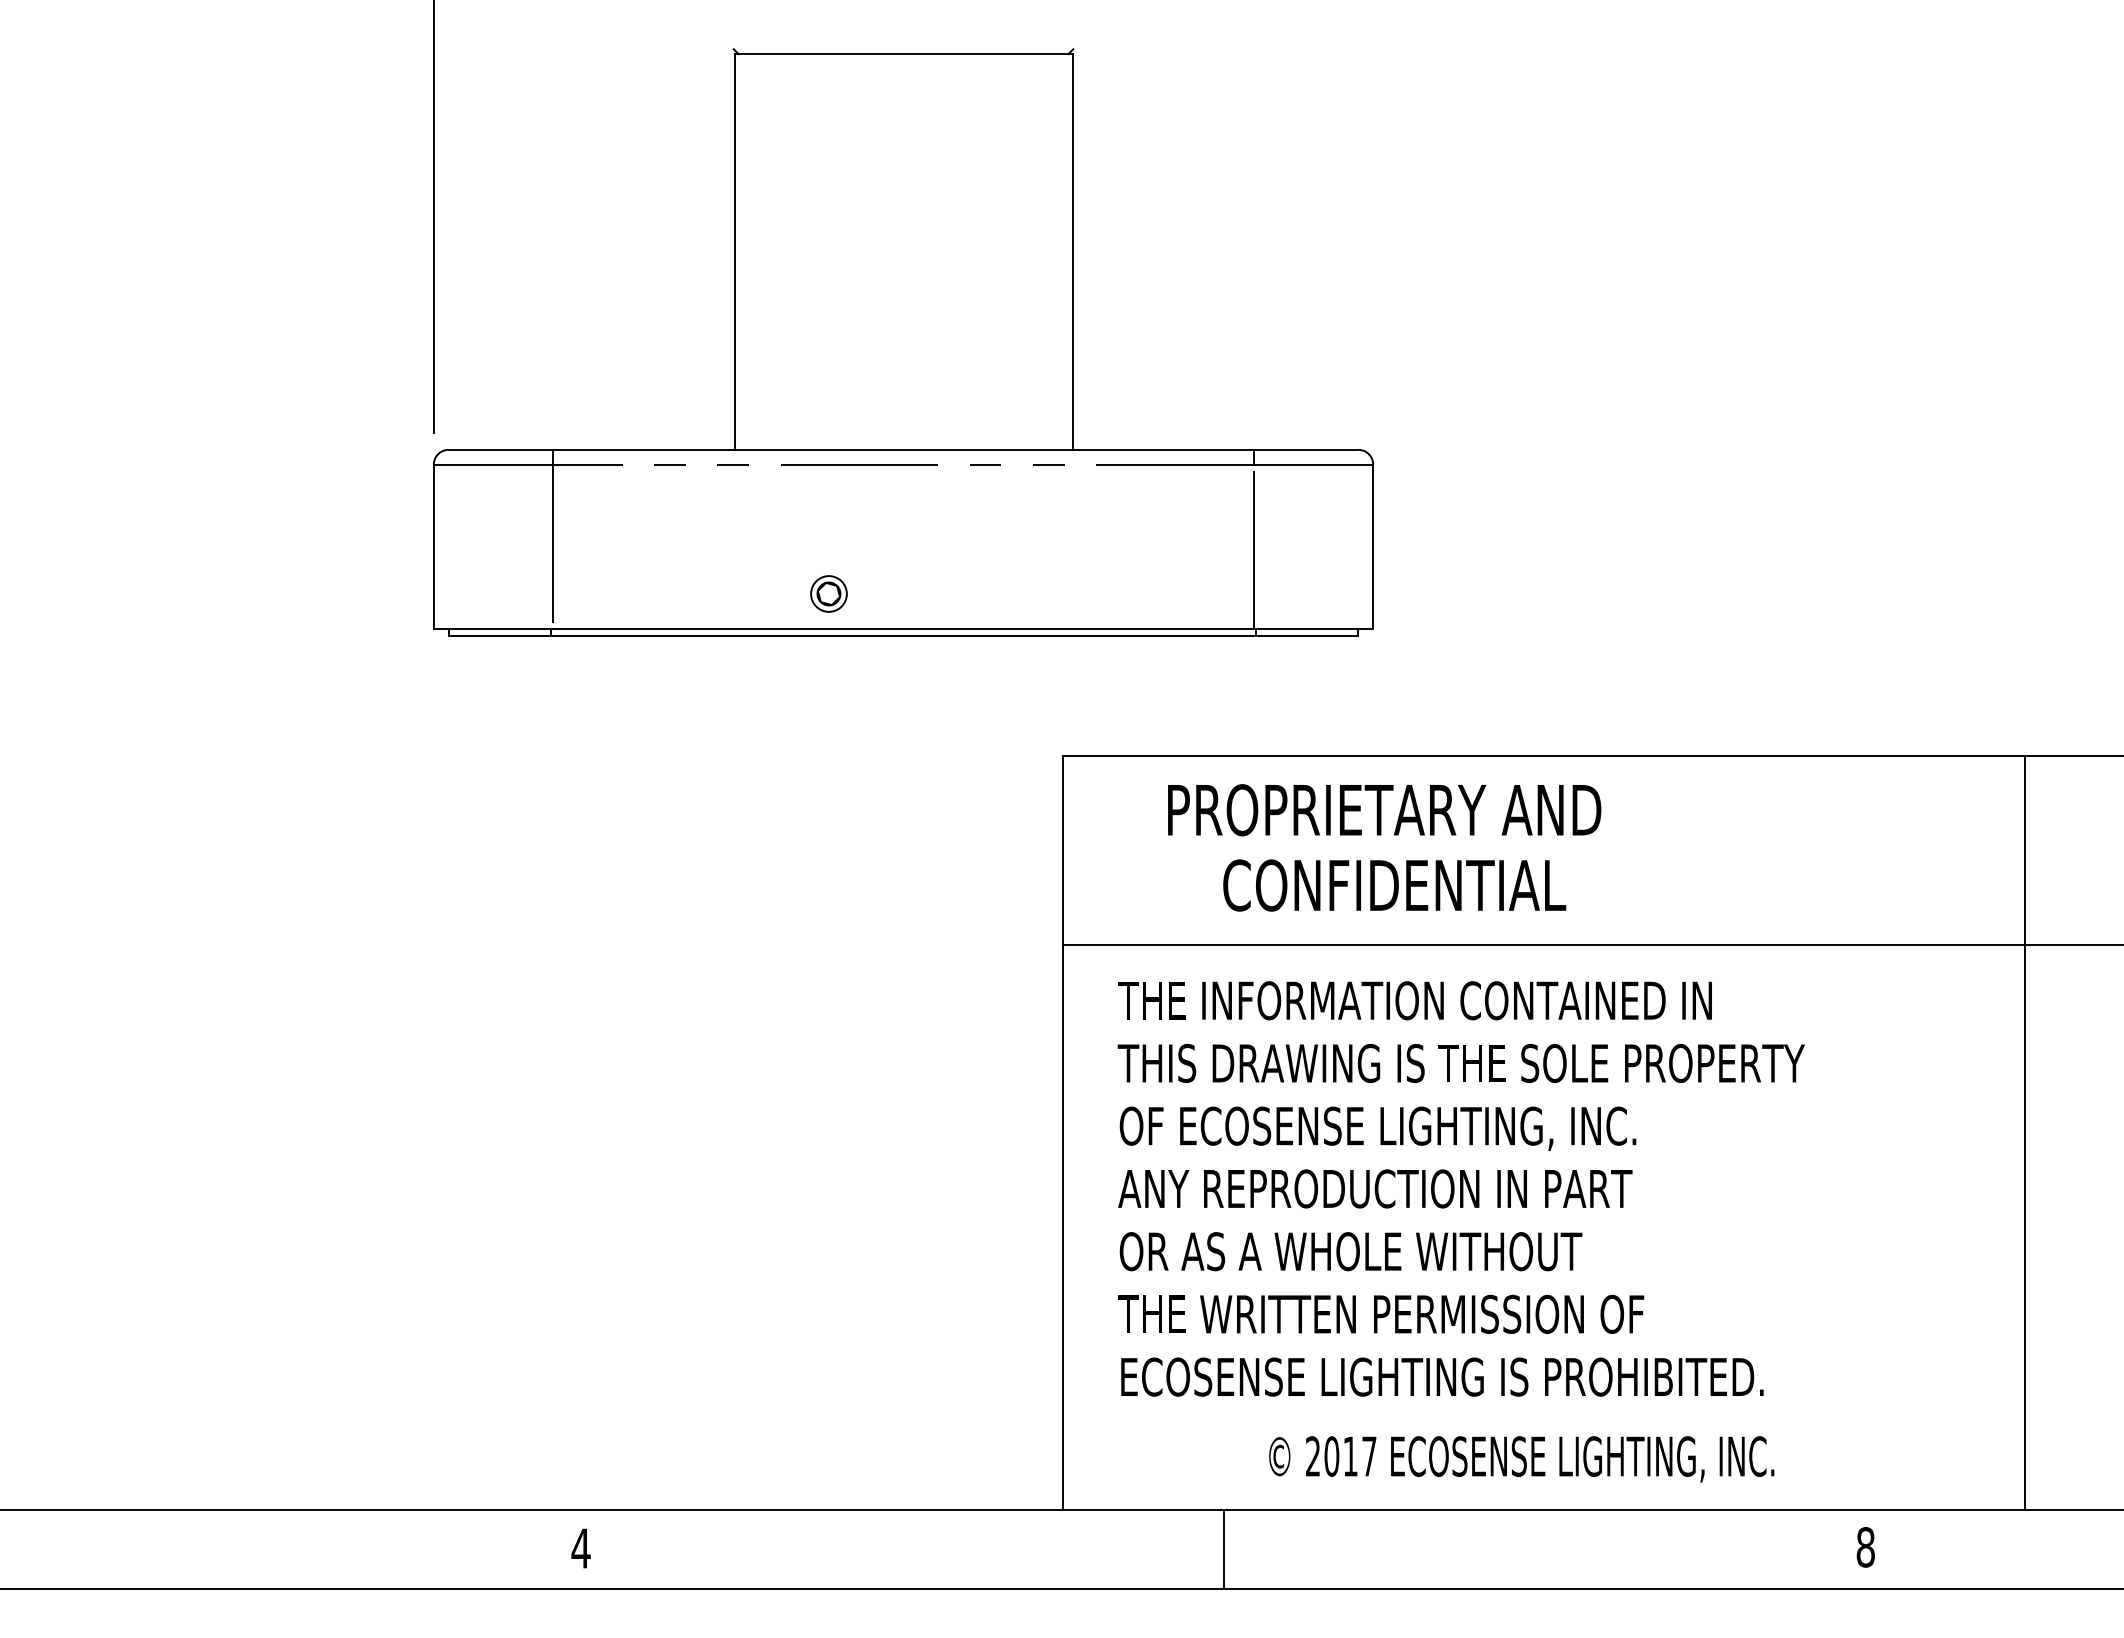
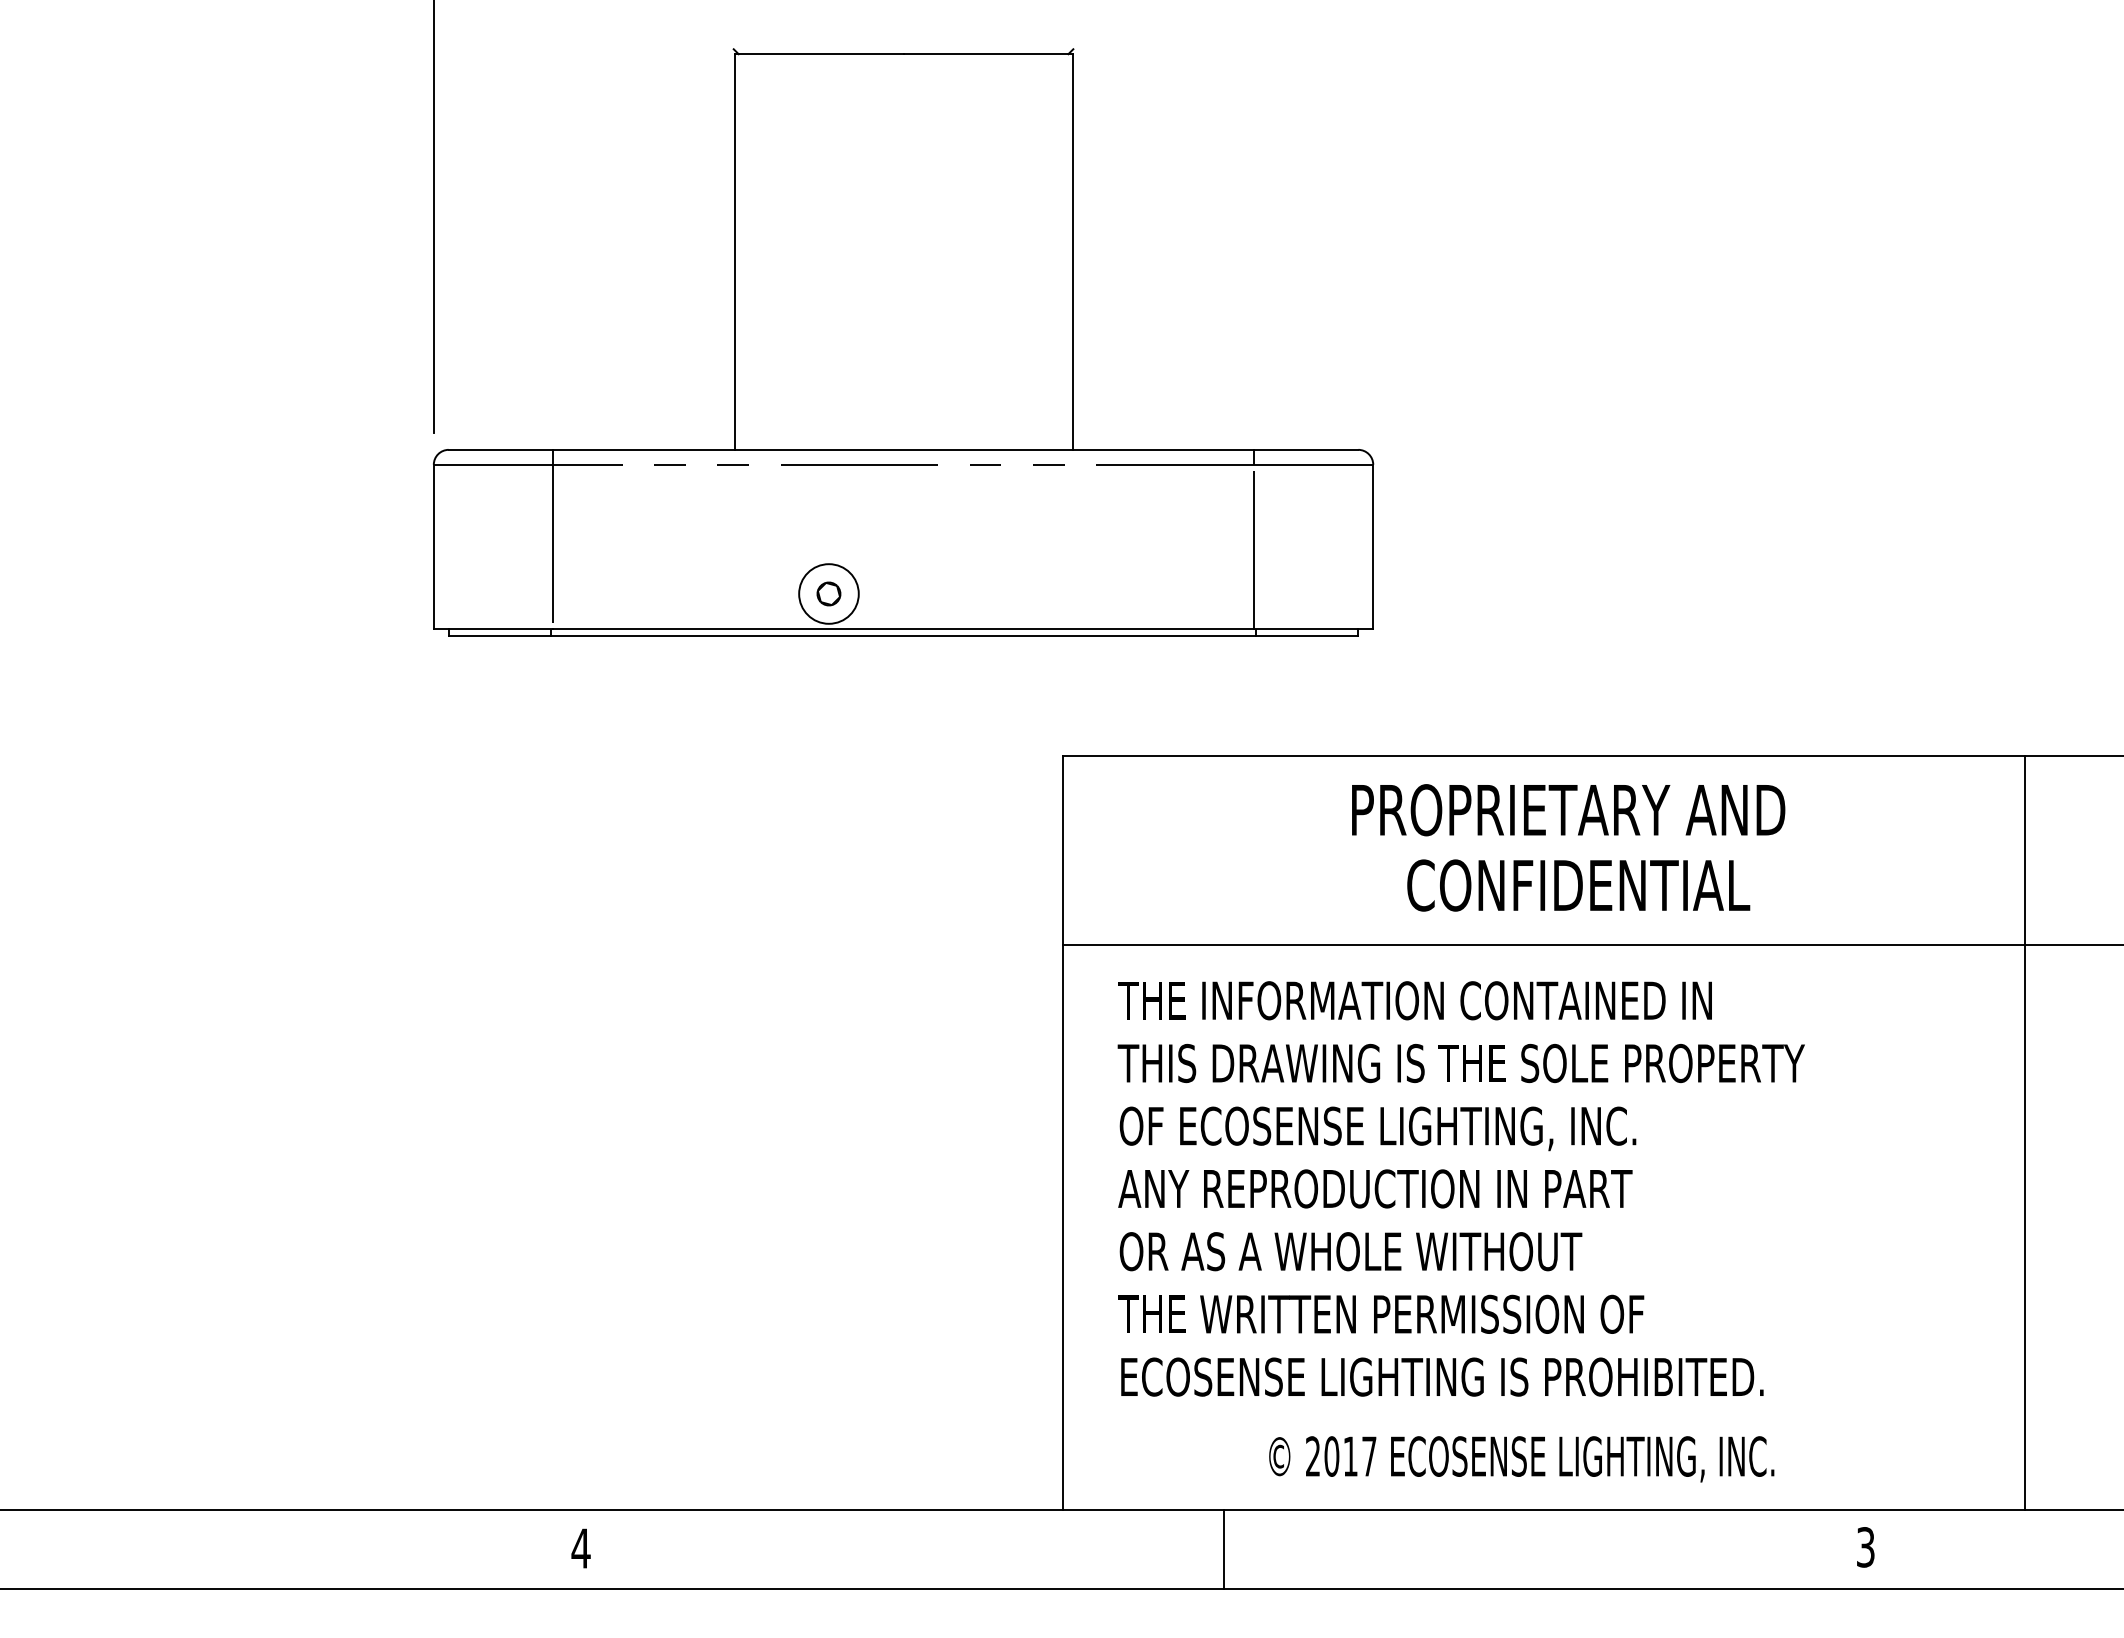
circle diameter: 36 px -> 60 px (828, 593)
text position: (1384, 847) -> (1568, 847) (1568, 847)
text: 8 -> 3 (1865, 1547)
